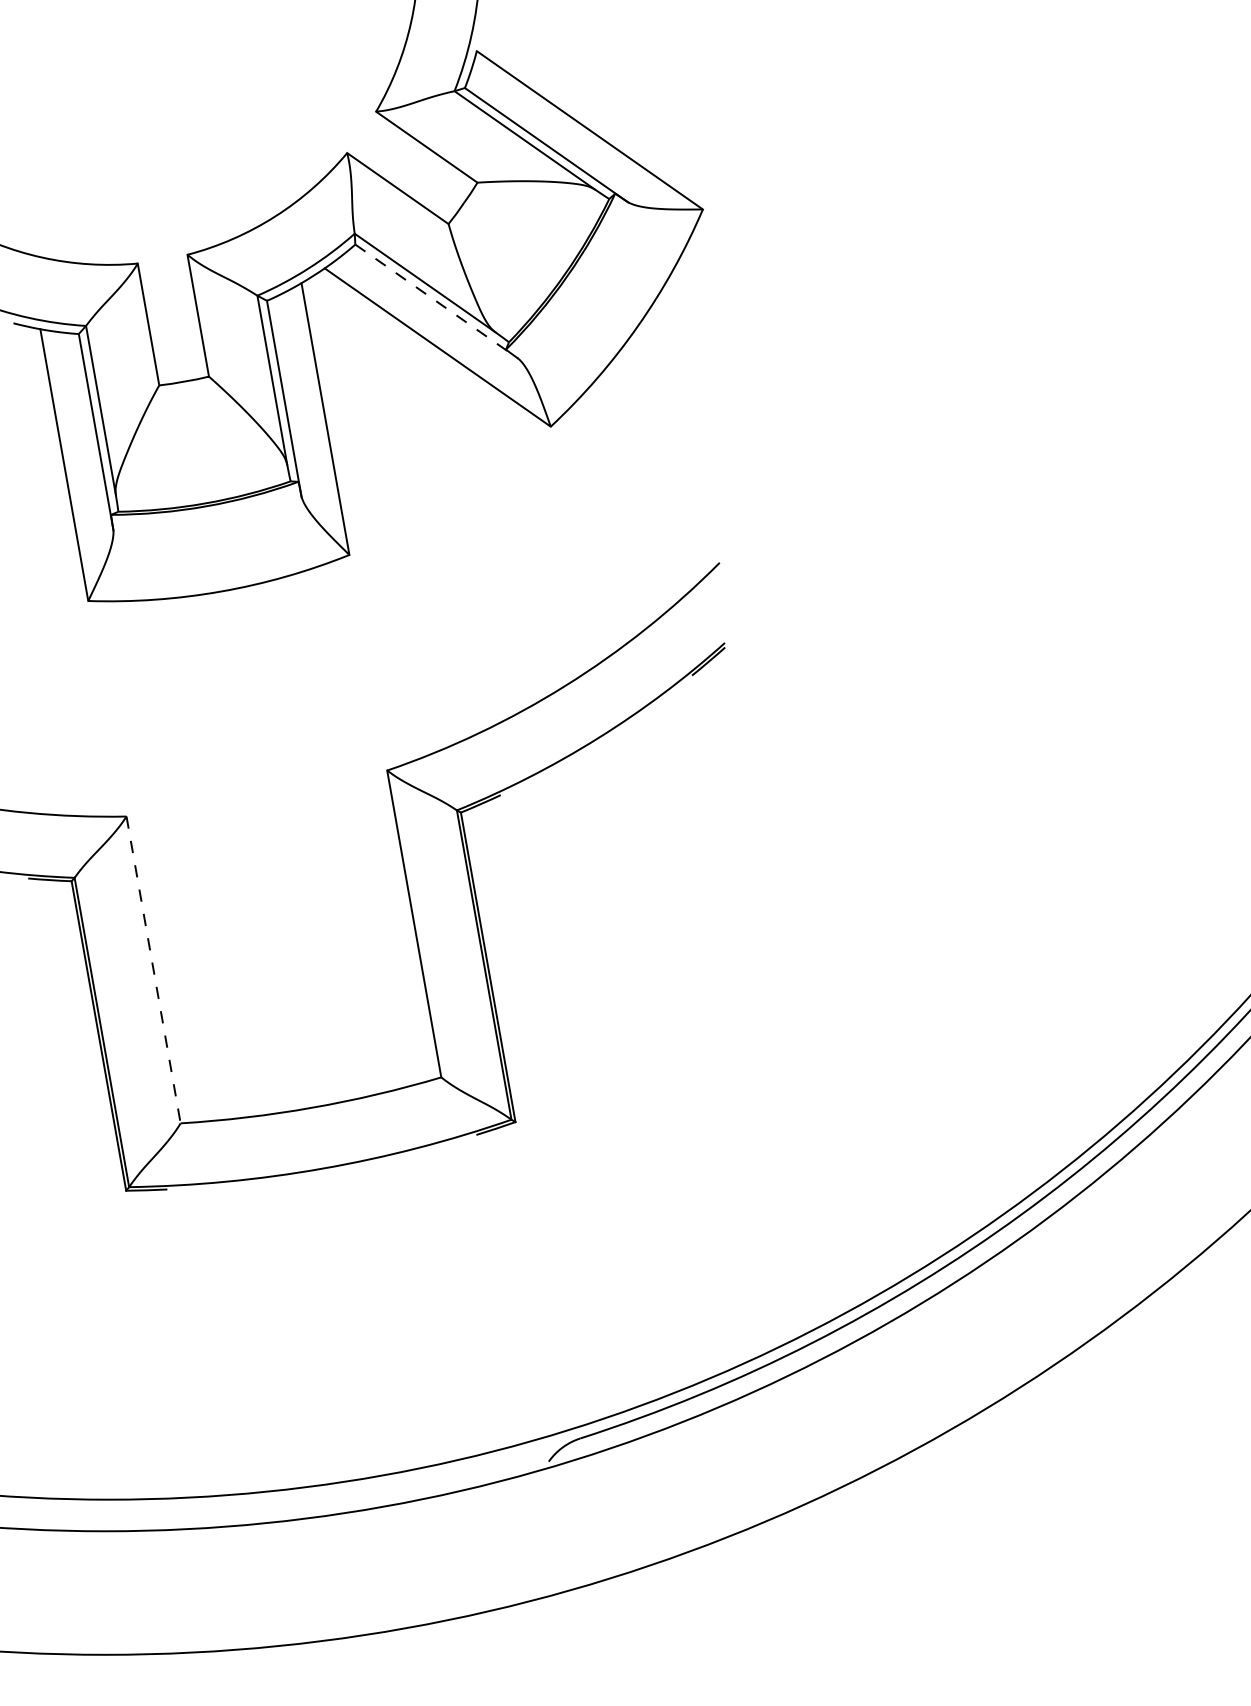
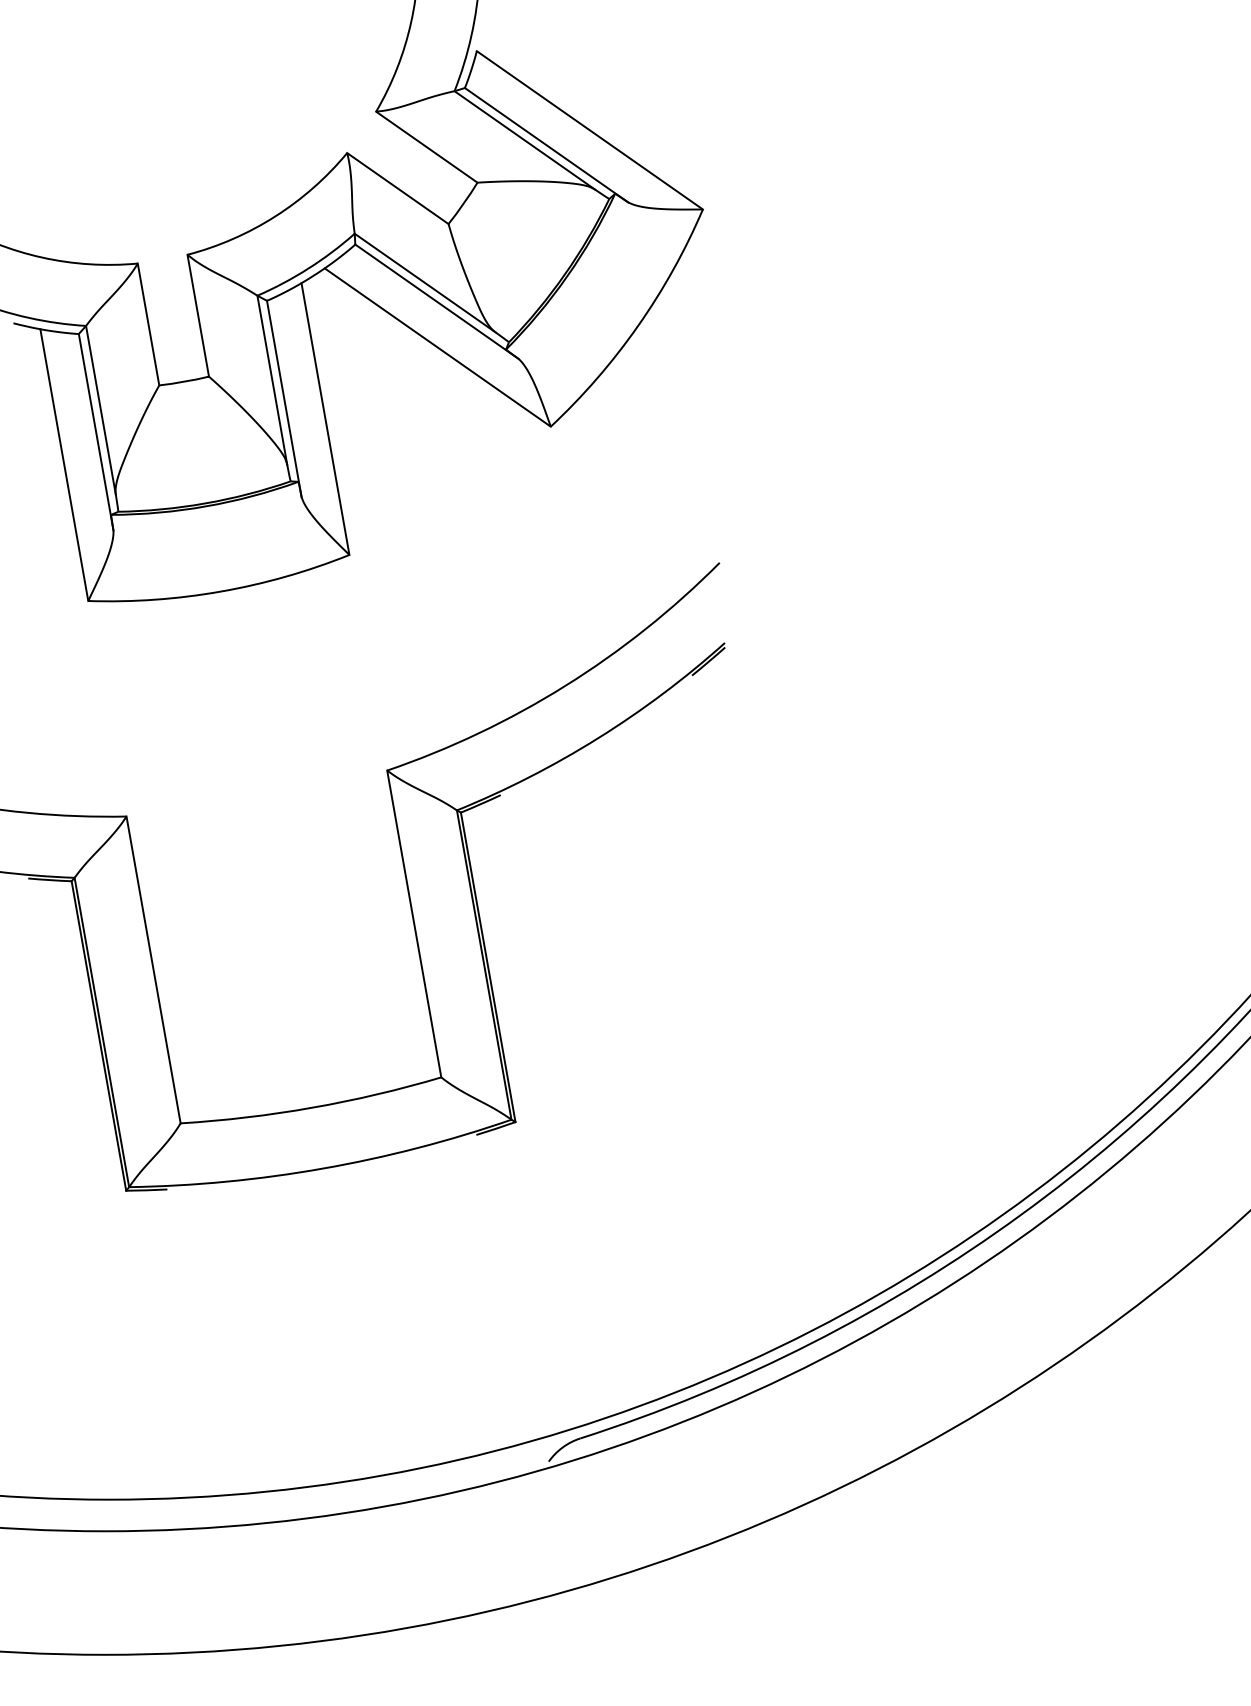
line: dashed -> solid (437, 301)
line: dashed -> solid (153, 969)
